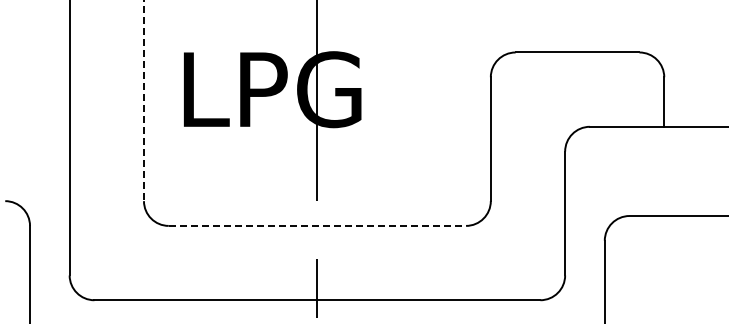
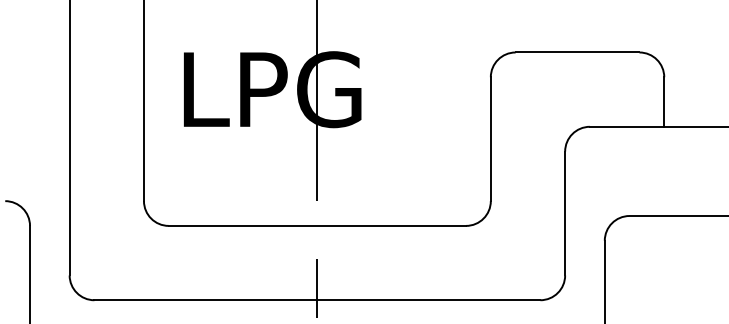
line: dashed -> solid (143, 101)
line: dashed -> solid (317, 225)
